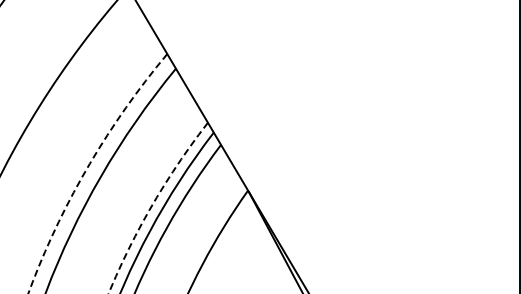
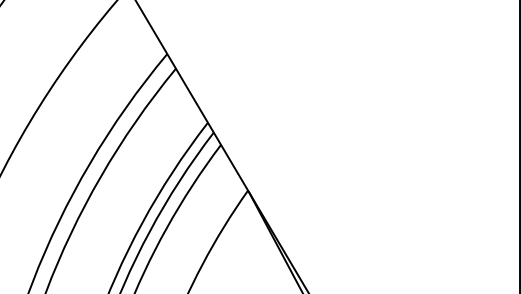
arc: dashed -> solid (87, 167)
arc: dashed -> solid (152, 205)
